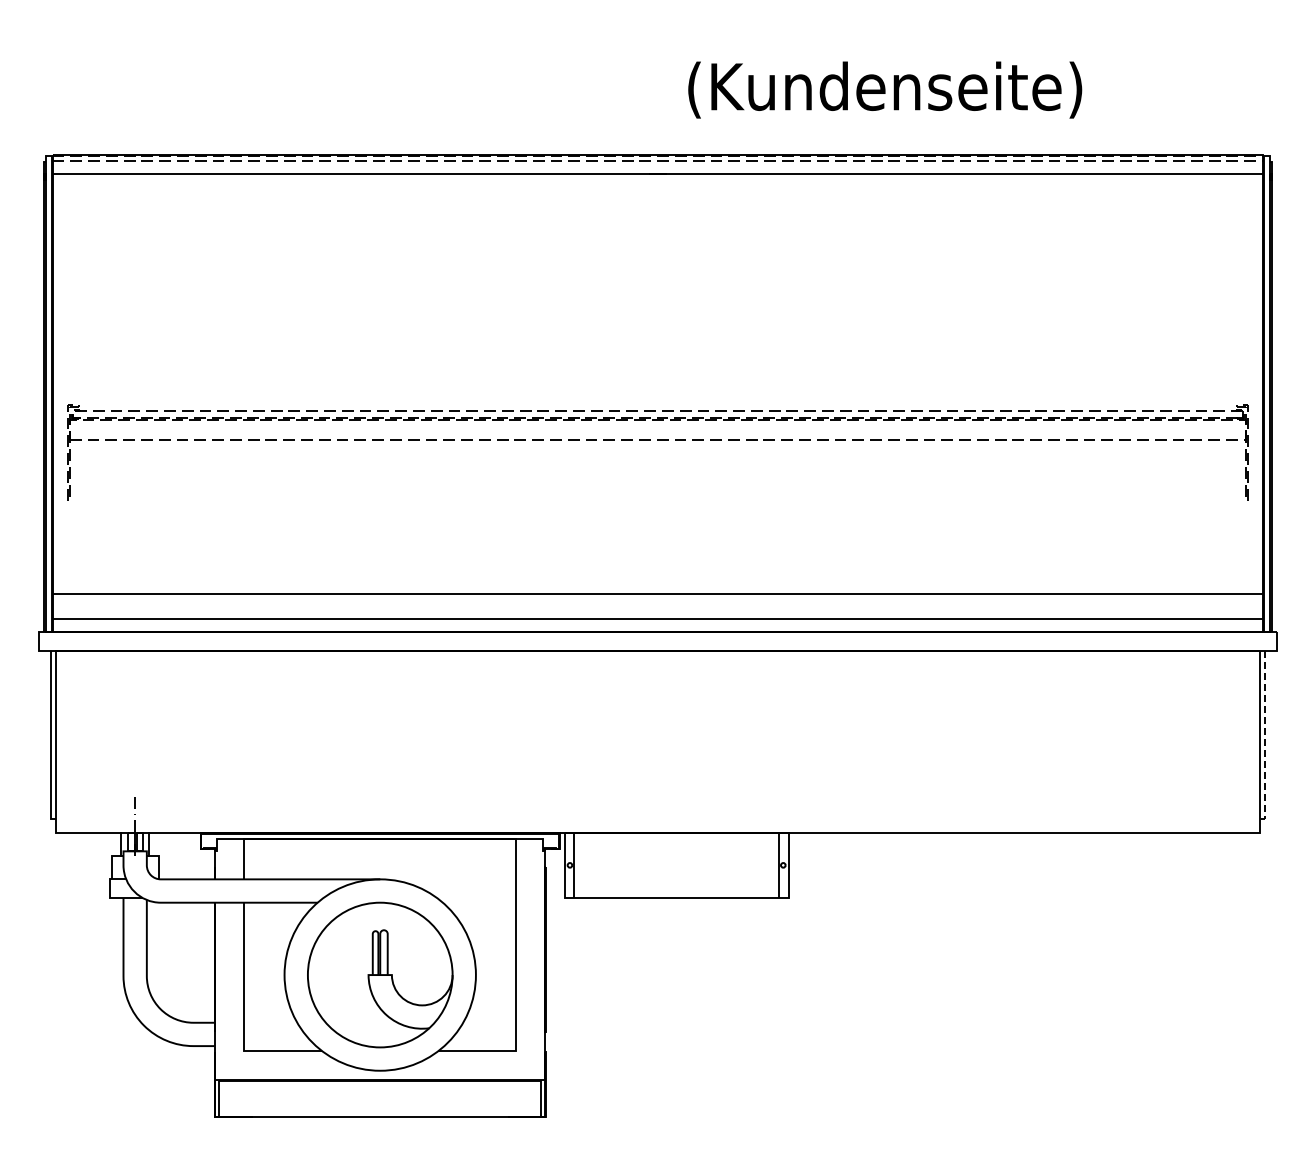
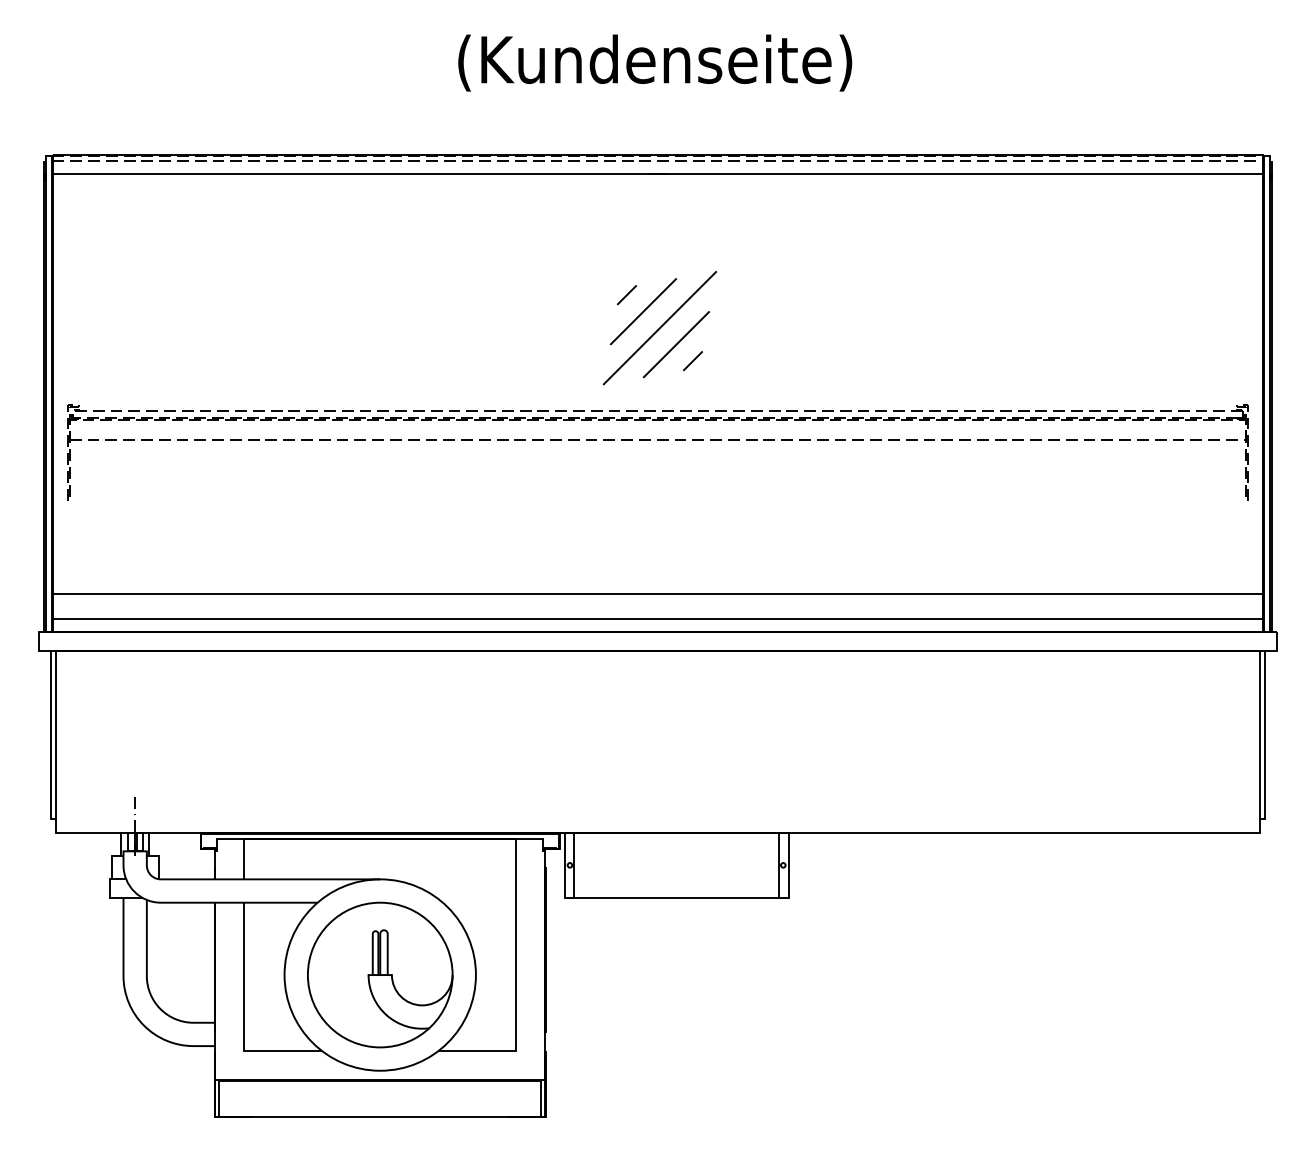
text position: (885, 89) -> (655, 62) (655, 62)
part: none -> present (659, 328)
line: dashed -> solid (1264, 738)
